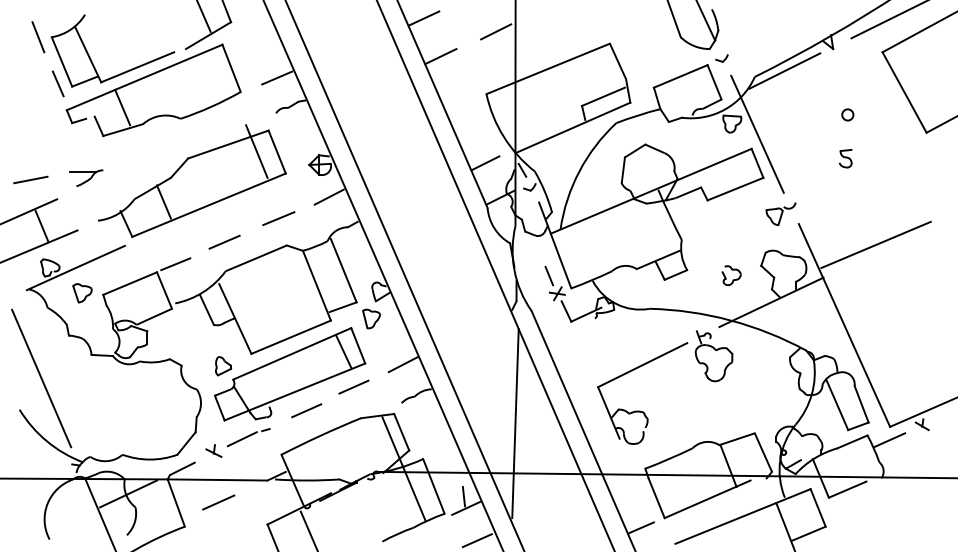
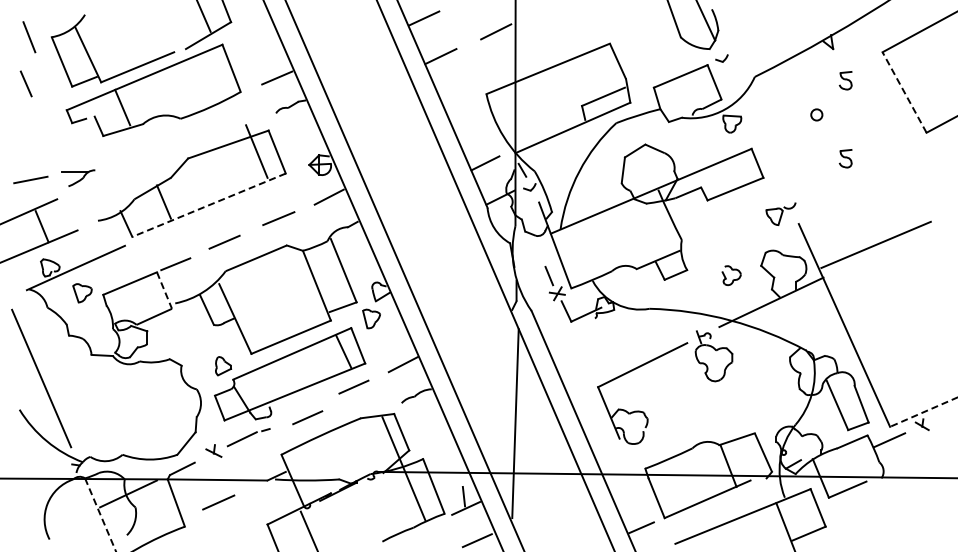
line: present -> none (887, 20)
line position: (38, 37) -> (29, 37) (29, 37)
line: present -> none (784, 70)
part: none -> present (845, 80)
line position: (57, 83) -> (25, 83) (25, 83)
line: solid -> dashed (904, 92)
circle position: (847, 114) -> (816, 114) (816, 114)
line: present -> none (757, 133)
part position: (86, 177) -> (78, 177) (78, 177)
line: solid -> dashed (208, 205)
line: solid -> dashed (164, 290)
line position: (306, 410) -> (307, 417) (307, 417)
line: solid -> dashed (923, 412)
line: solid -> dashed (100, 515)
